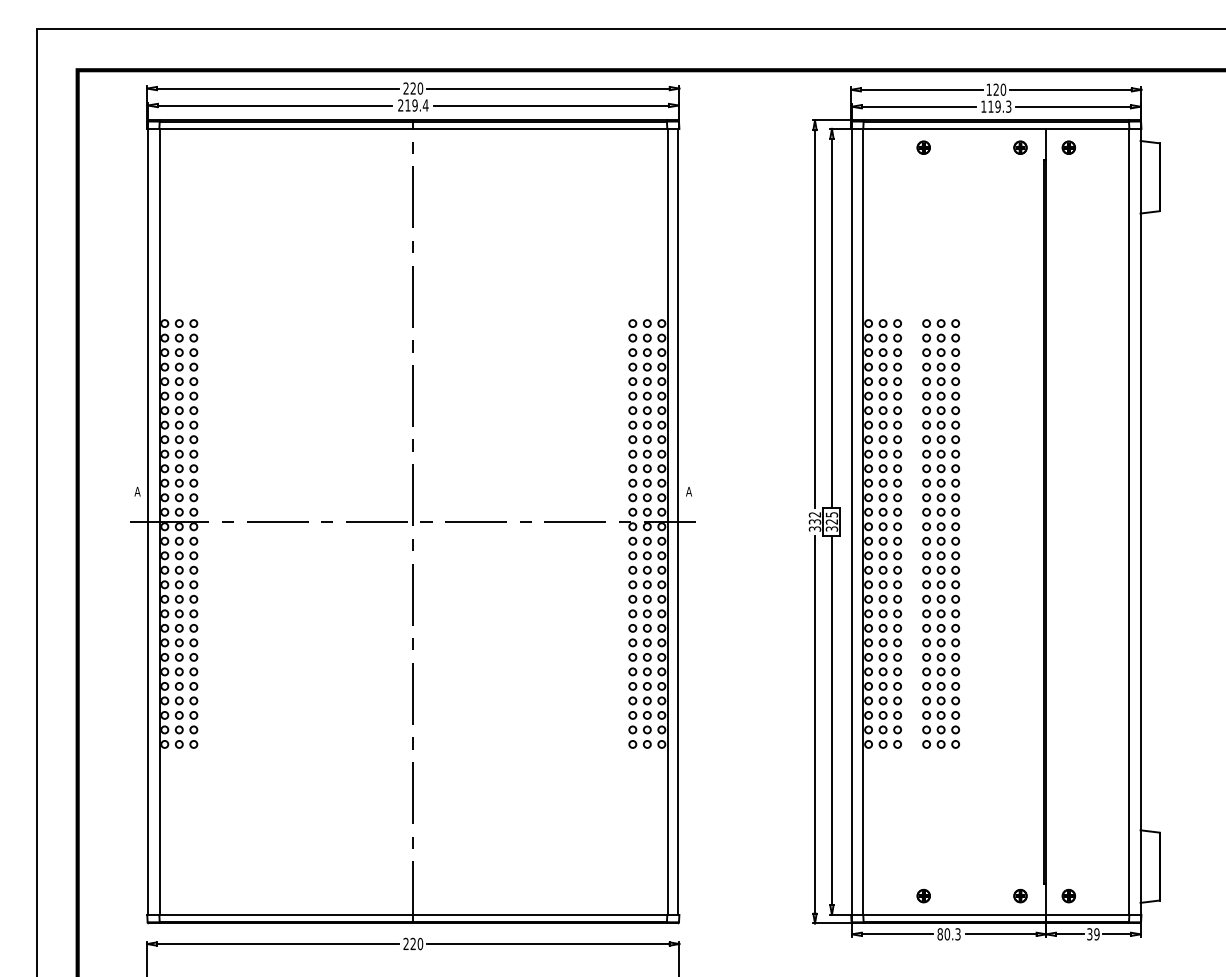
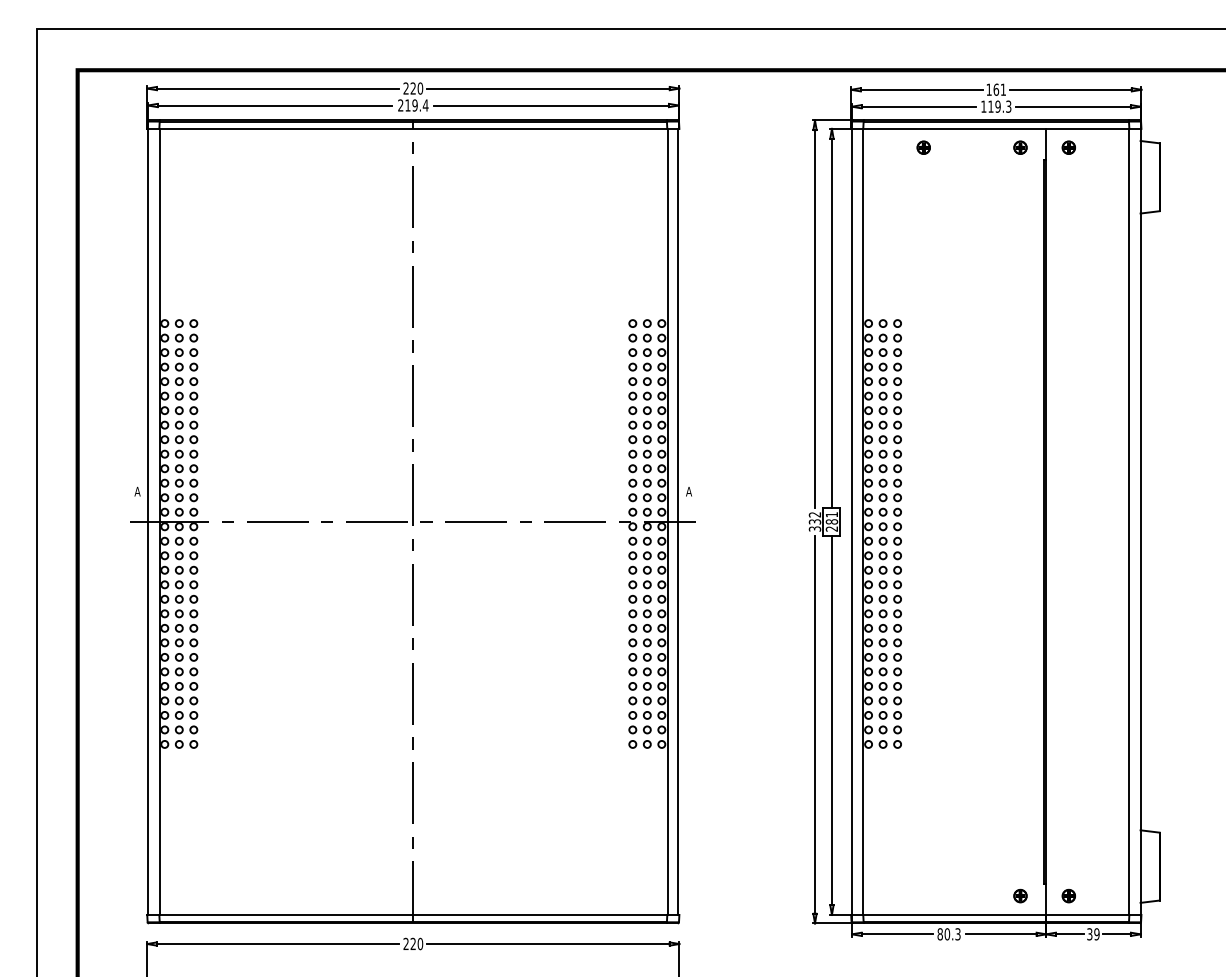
text: 120 -> 161 (999, 89)
text: 325 -> 281 (832, 521)
part: present -> none (941, 533)
part: present -> none (923, 895)
